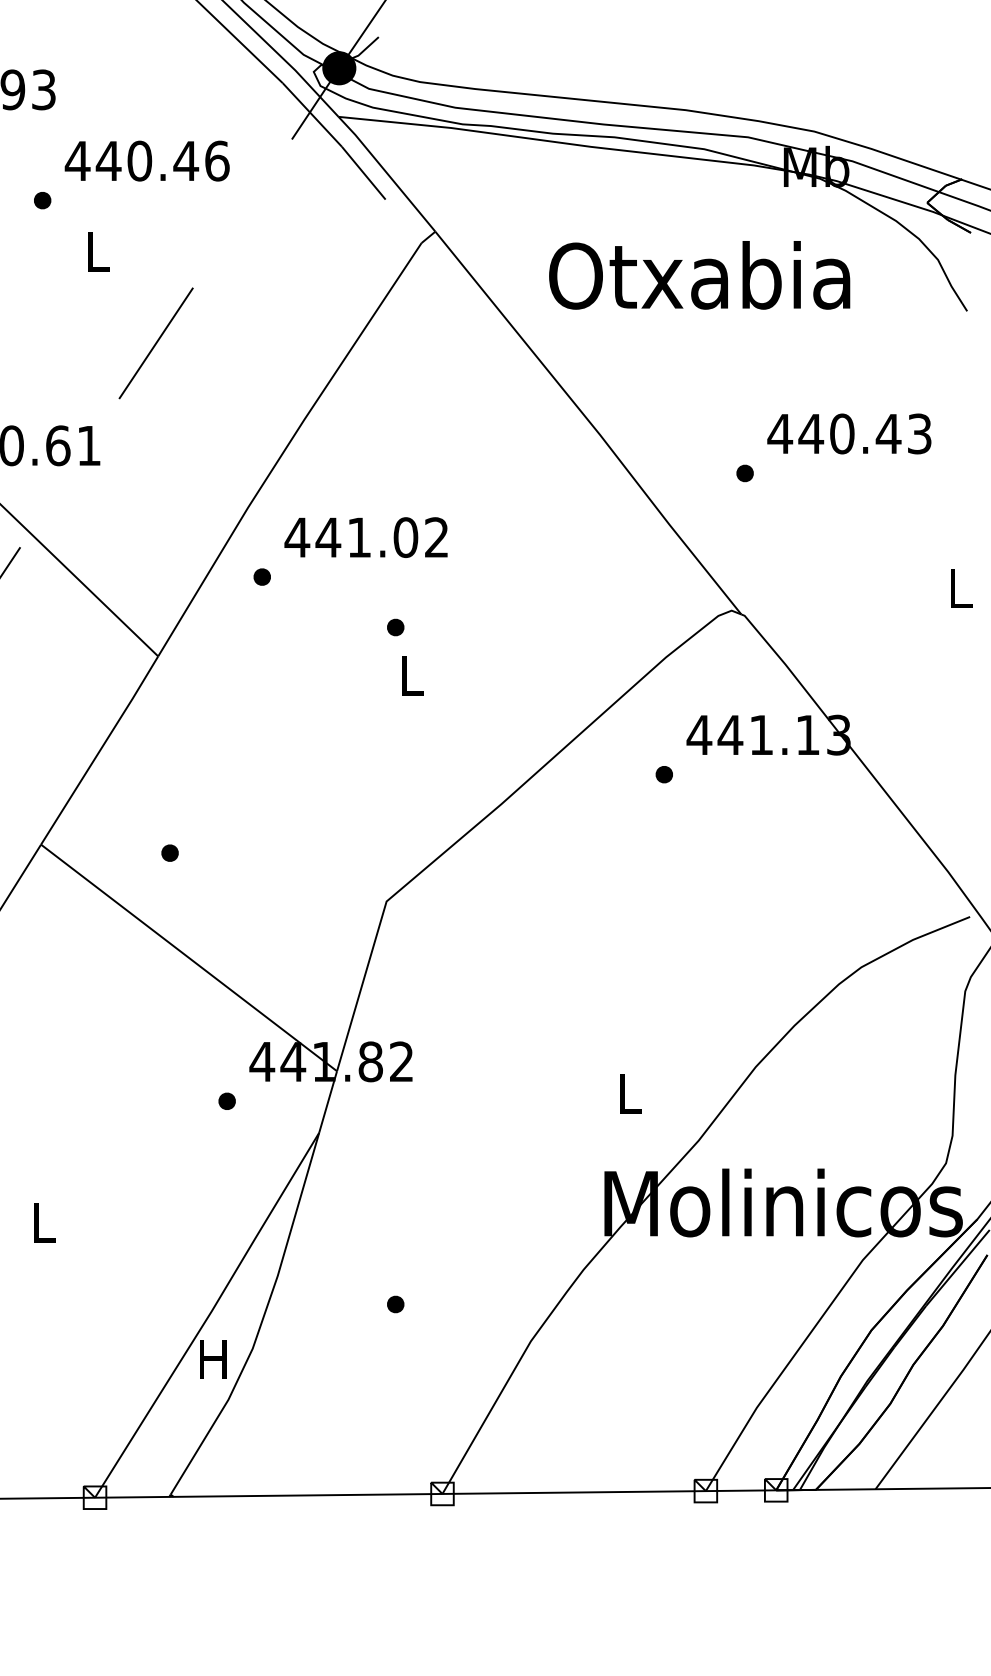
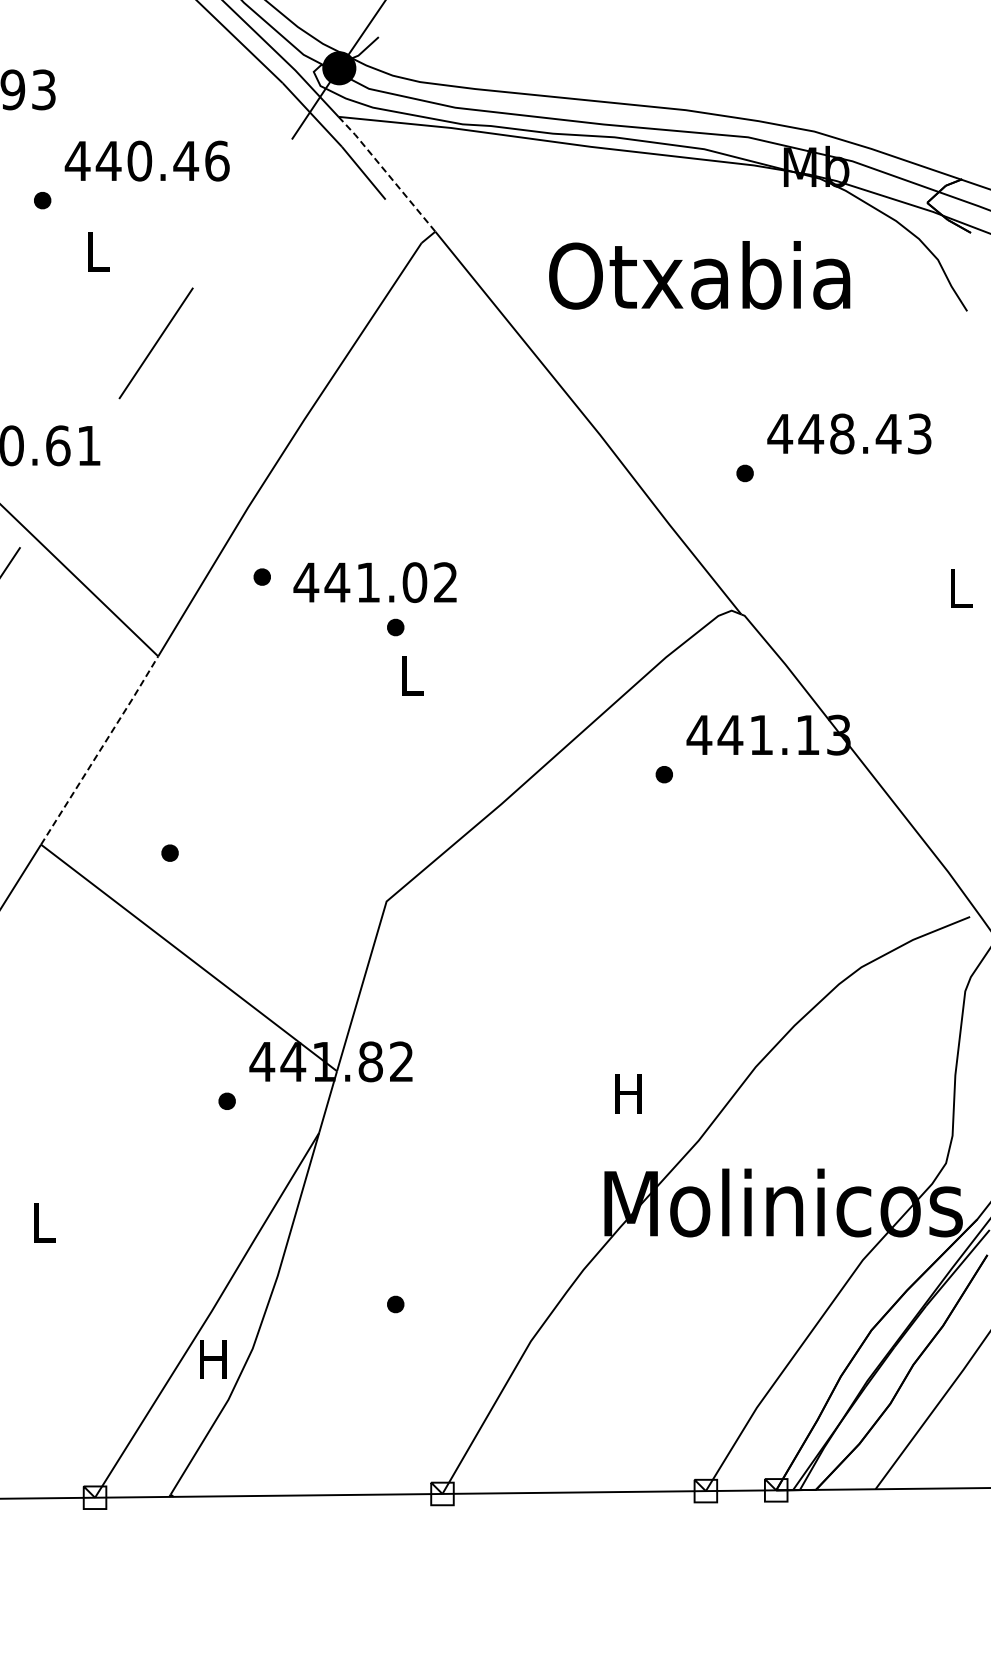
line: solid -> dashed (387, 173)
text: 440.43 -> 448.43 (842, 433)
text position: (365, 537) -> (374, 582) (374, 582)
line: solid -> dashed (100, 750)
text: L -> H (628, 1093)
